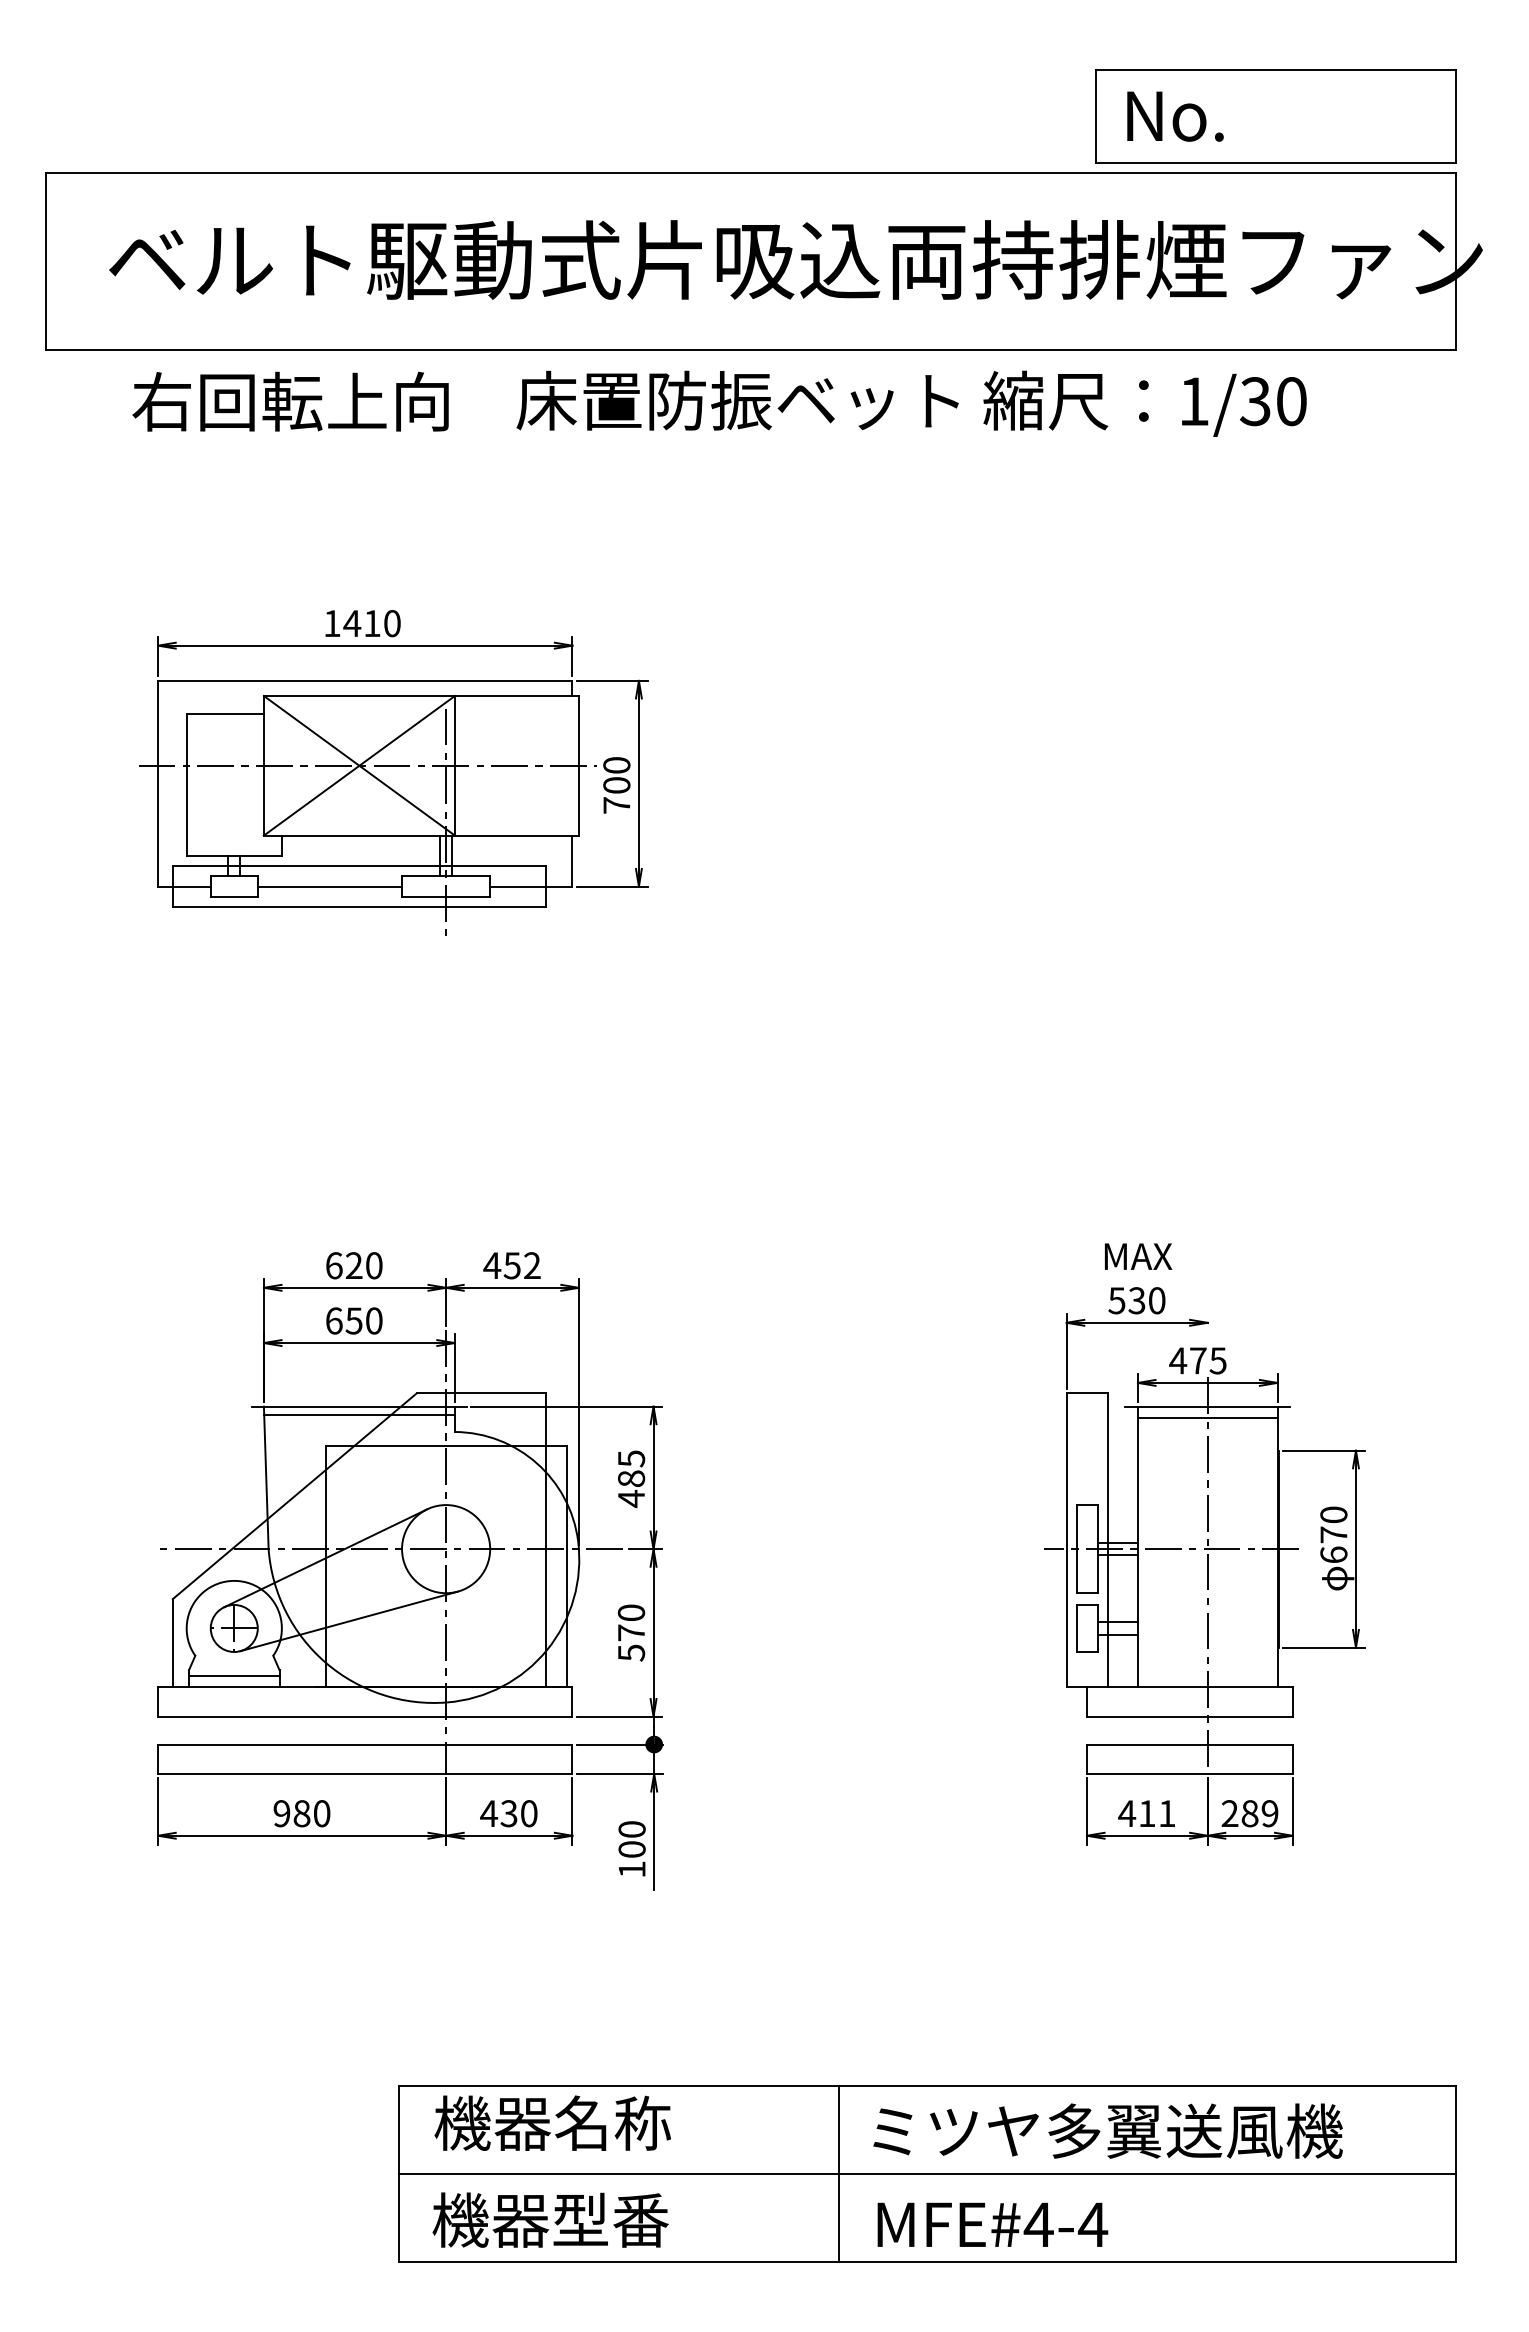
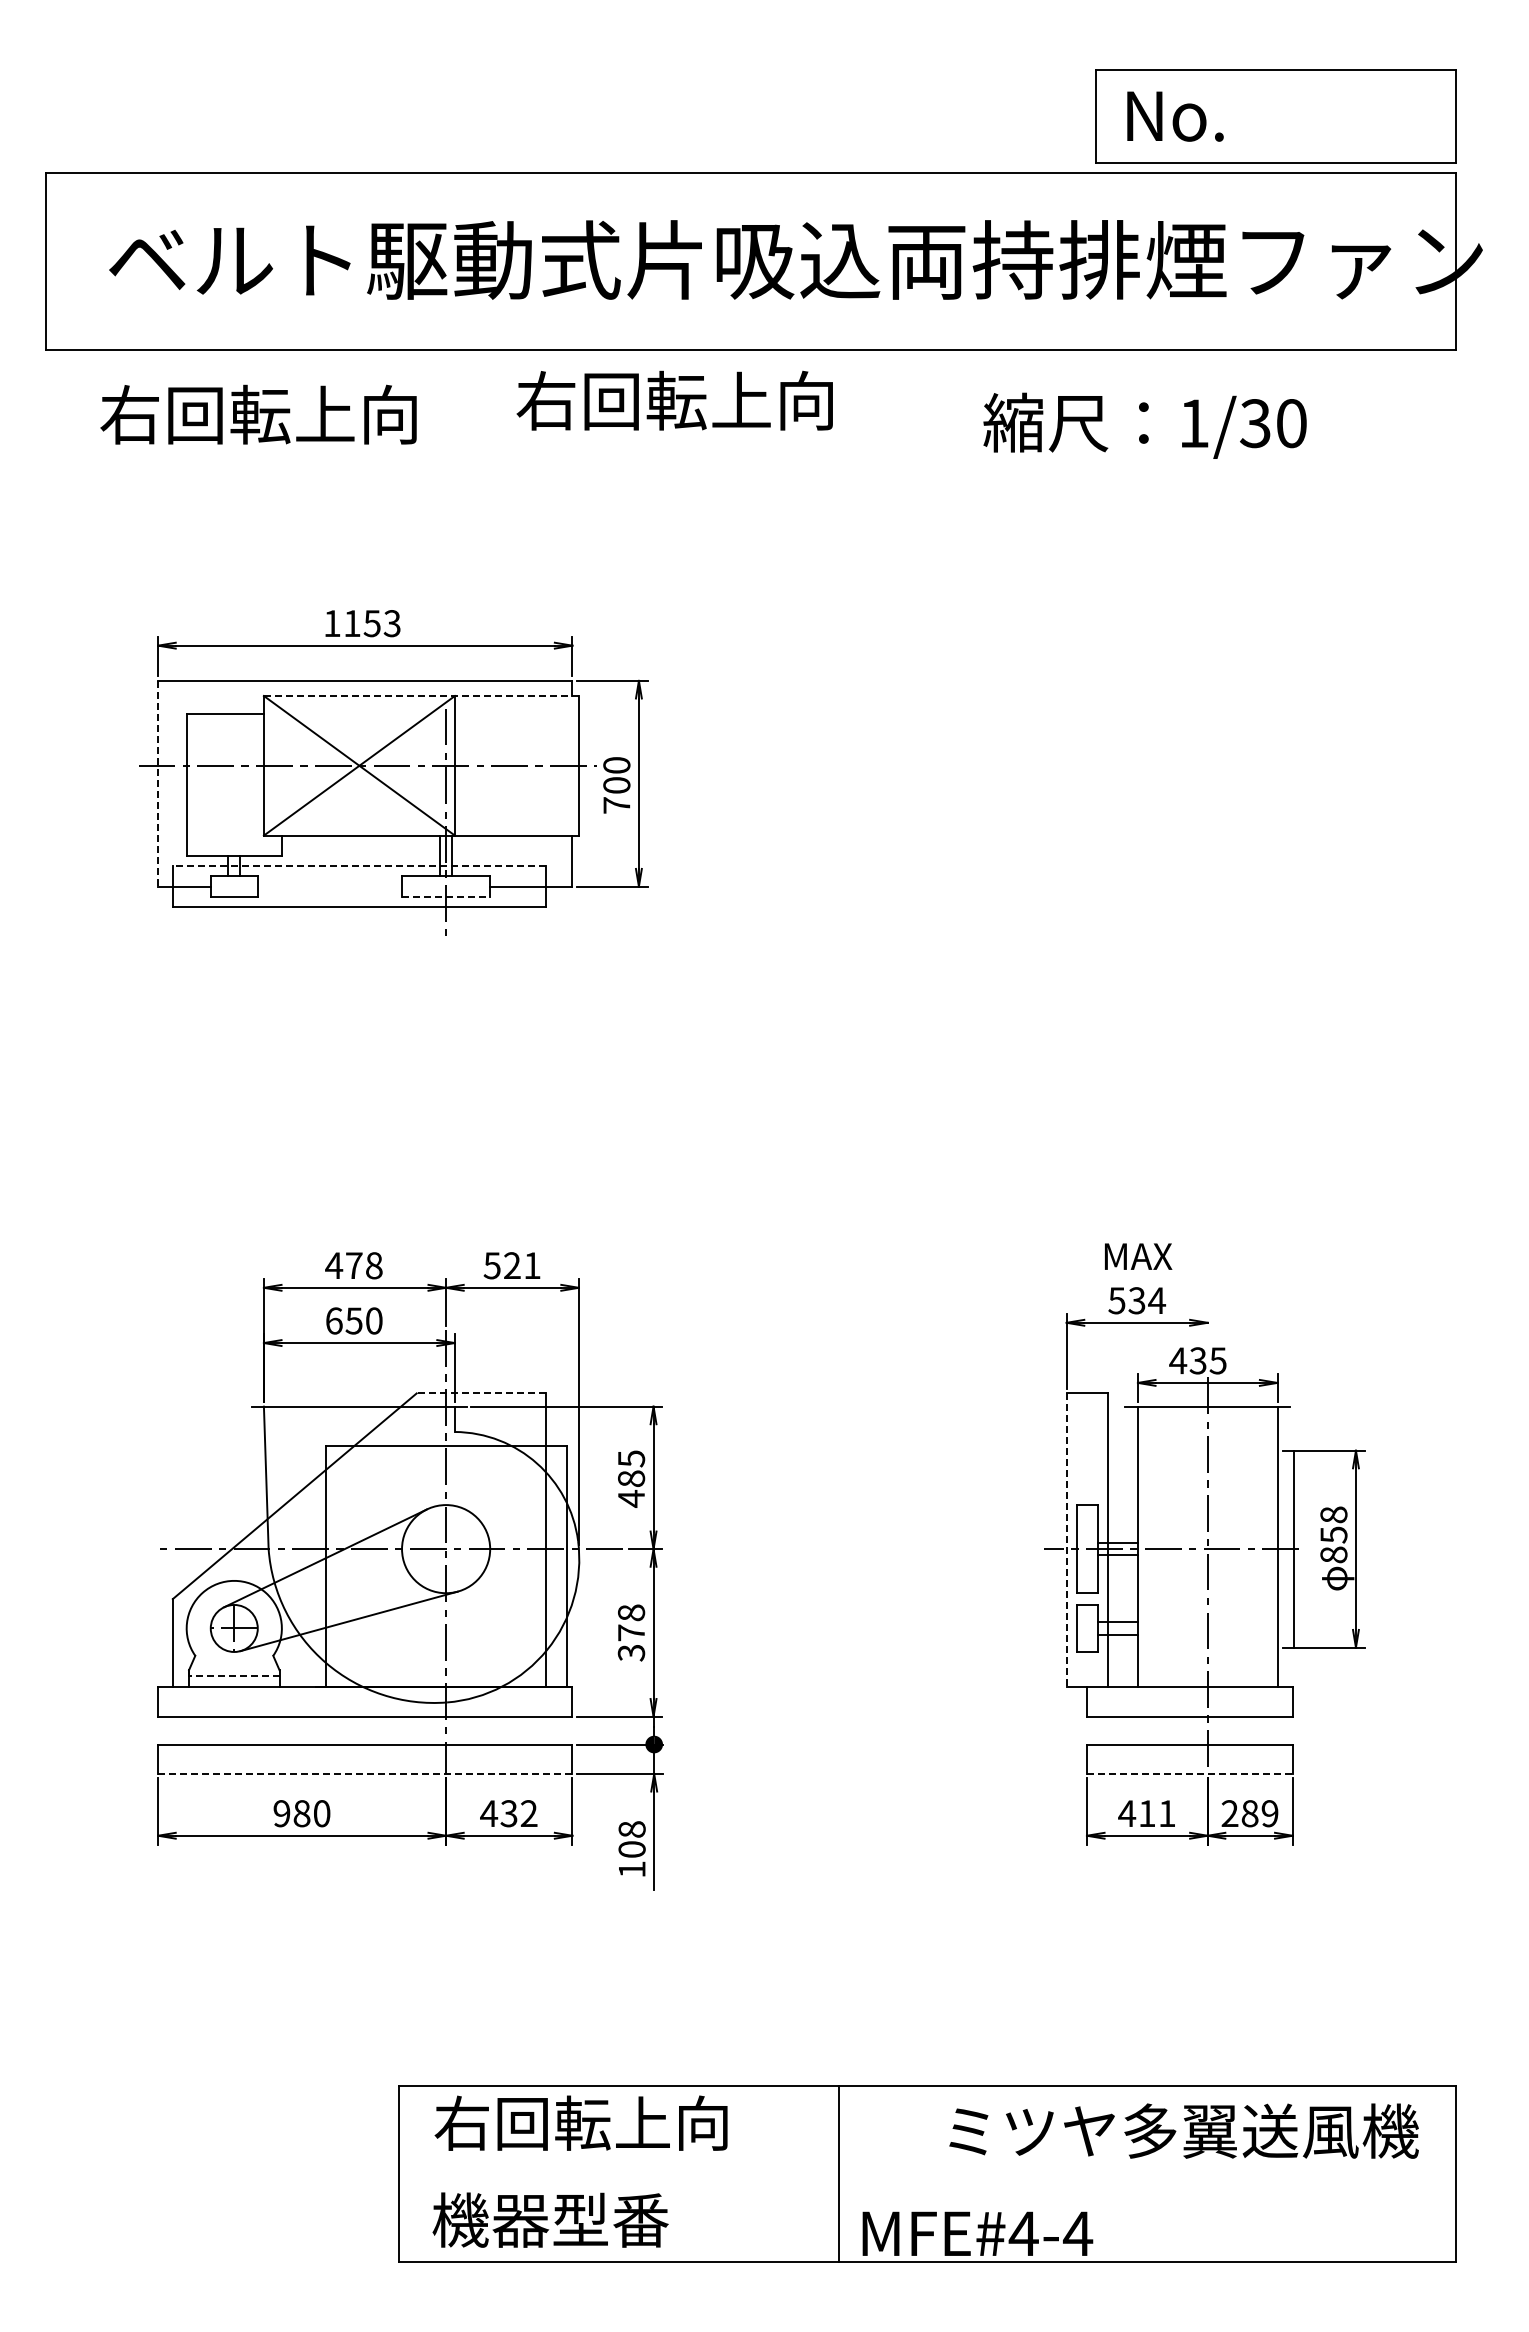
text: 床置防振ベット -> 右回転上向 (737, 400)
text position: (290, 401) -> (258, 414) (258, 414)
text position: (1144, 403) -> (1144, 425) (1144, 425)
text: 1410 -> 1153 (371, 623)
line: solid -> dashed (421, 696)
line: solid -> dashed (158, 783)
line: solid -> dashed (359, 865)
line: present -> none (329, 886)
line: solid -> dashed (446, 896)
text: 620 -> 478 (353, 1265)
text: 452 -> 521 (511, 1265)
text: 530 -> 534 (1157, 1300)
text: 475 -> 435 (1197, 1360)
line: solid -> dashed (481, 1393)
line: present -> none (359, 1415)
line: present -> none (1207, 1418)
text: 670 -> 858 (1333, 1534)
line: solid -> dashed (1066, 1540)
line position: (1278, 1548) -> (1293, 1548) (1293, 1548)
text: 570 -> 378 (630, 1632)
line: solid -> dashed (233, 1675)
line: solid -> dashed (365, 1773)
line: solid -> dashed (1189, 1773)
text: 430 -> 432 (528, 1813)
text: 100 -> 108 (632, 1829)
text: 機器名称 -> 右回転上向 (580, 2122)
text position: (1107, 2130) -> (1183, 2130) (1183, 2130)
line: present -> none (927, 2173)
text position: (992, 2224) -> (977, 2233) (977, 2233)
